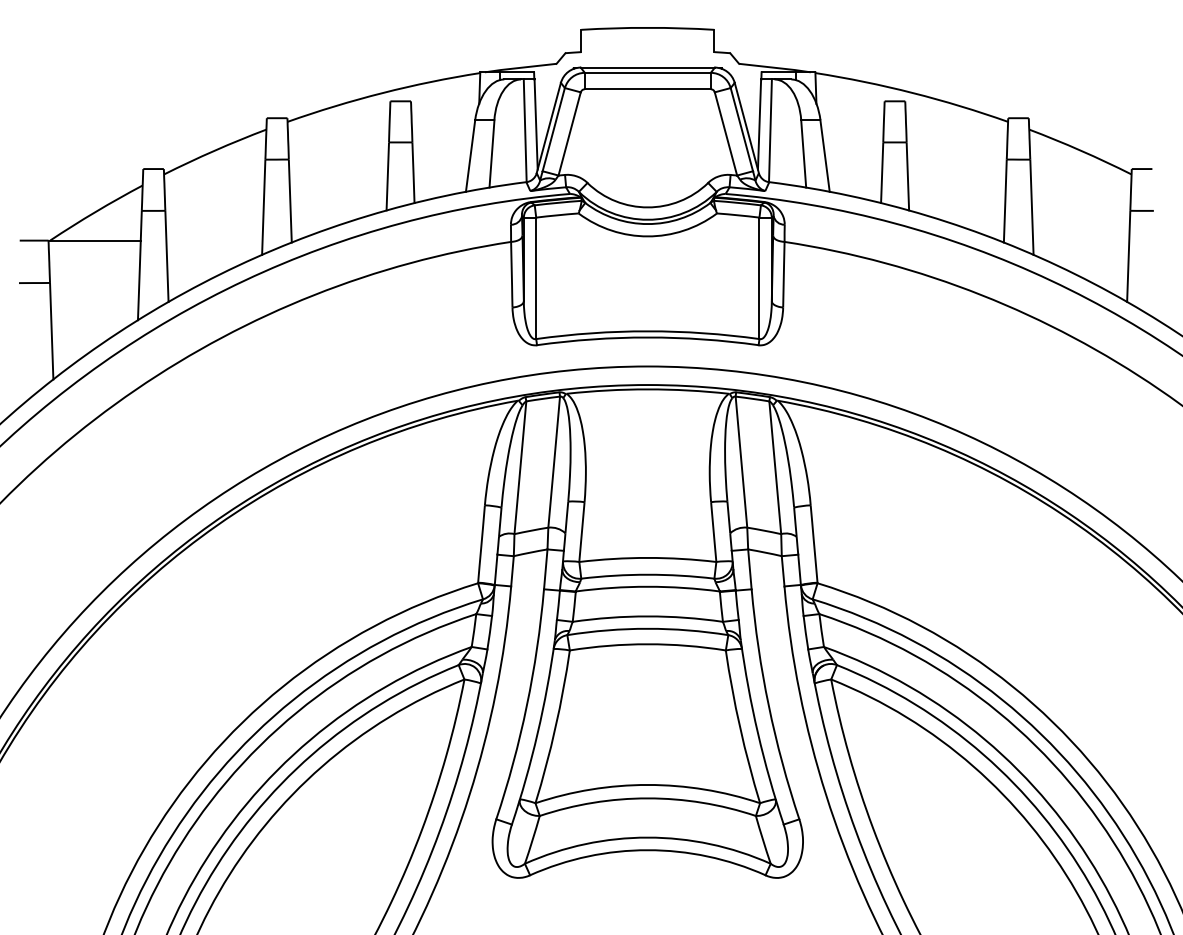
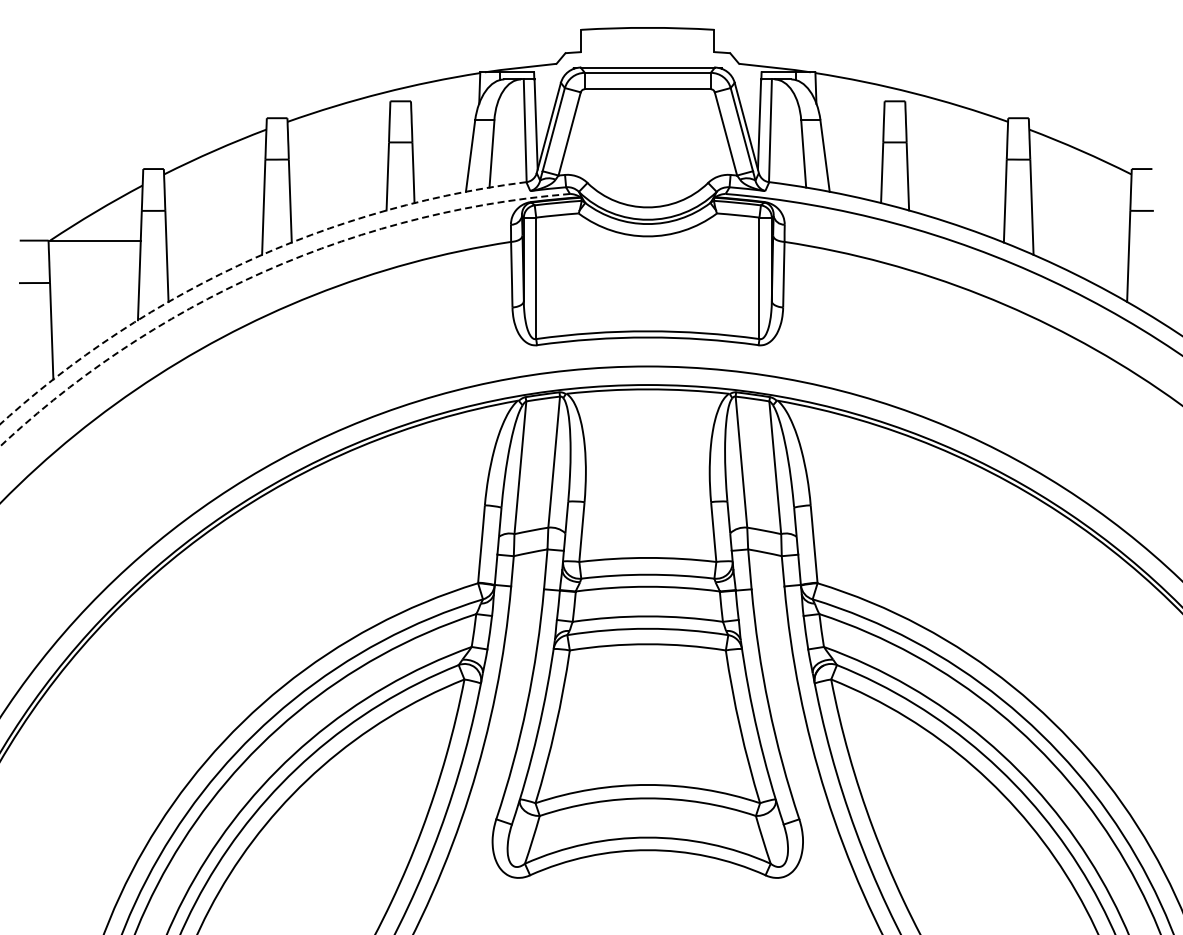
arc: solid -> dashed (245, 262)
arc: solid -> dashed (263, 271)
